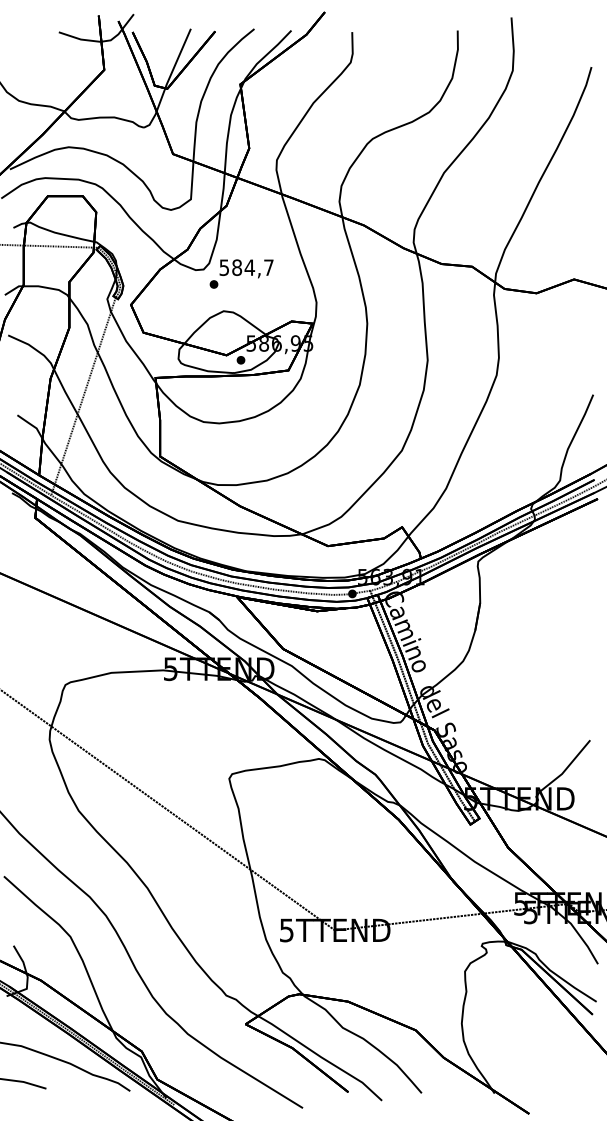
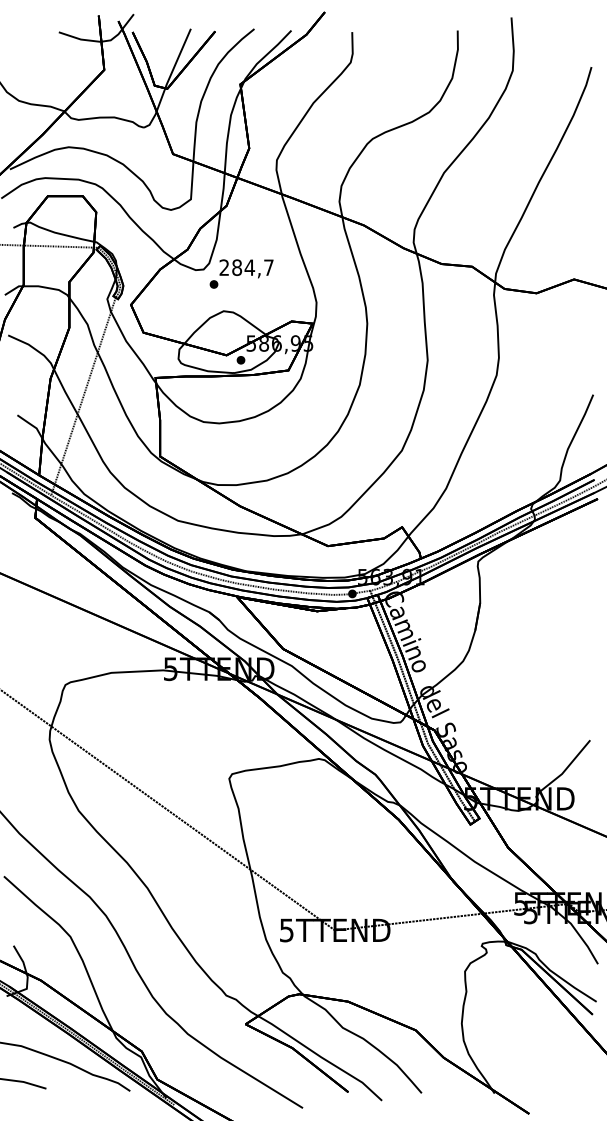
text: 584,7 -> 284,7 (223, 267)
